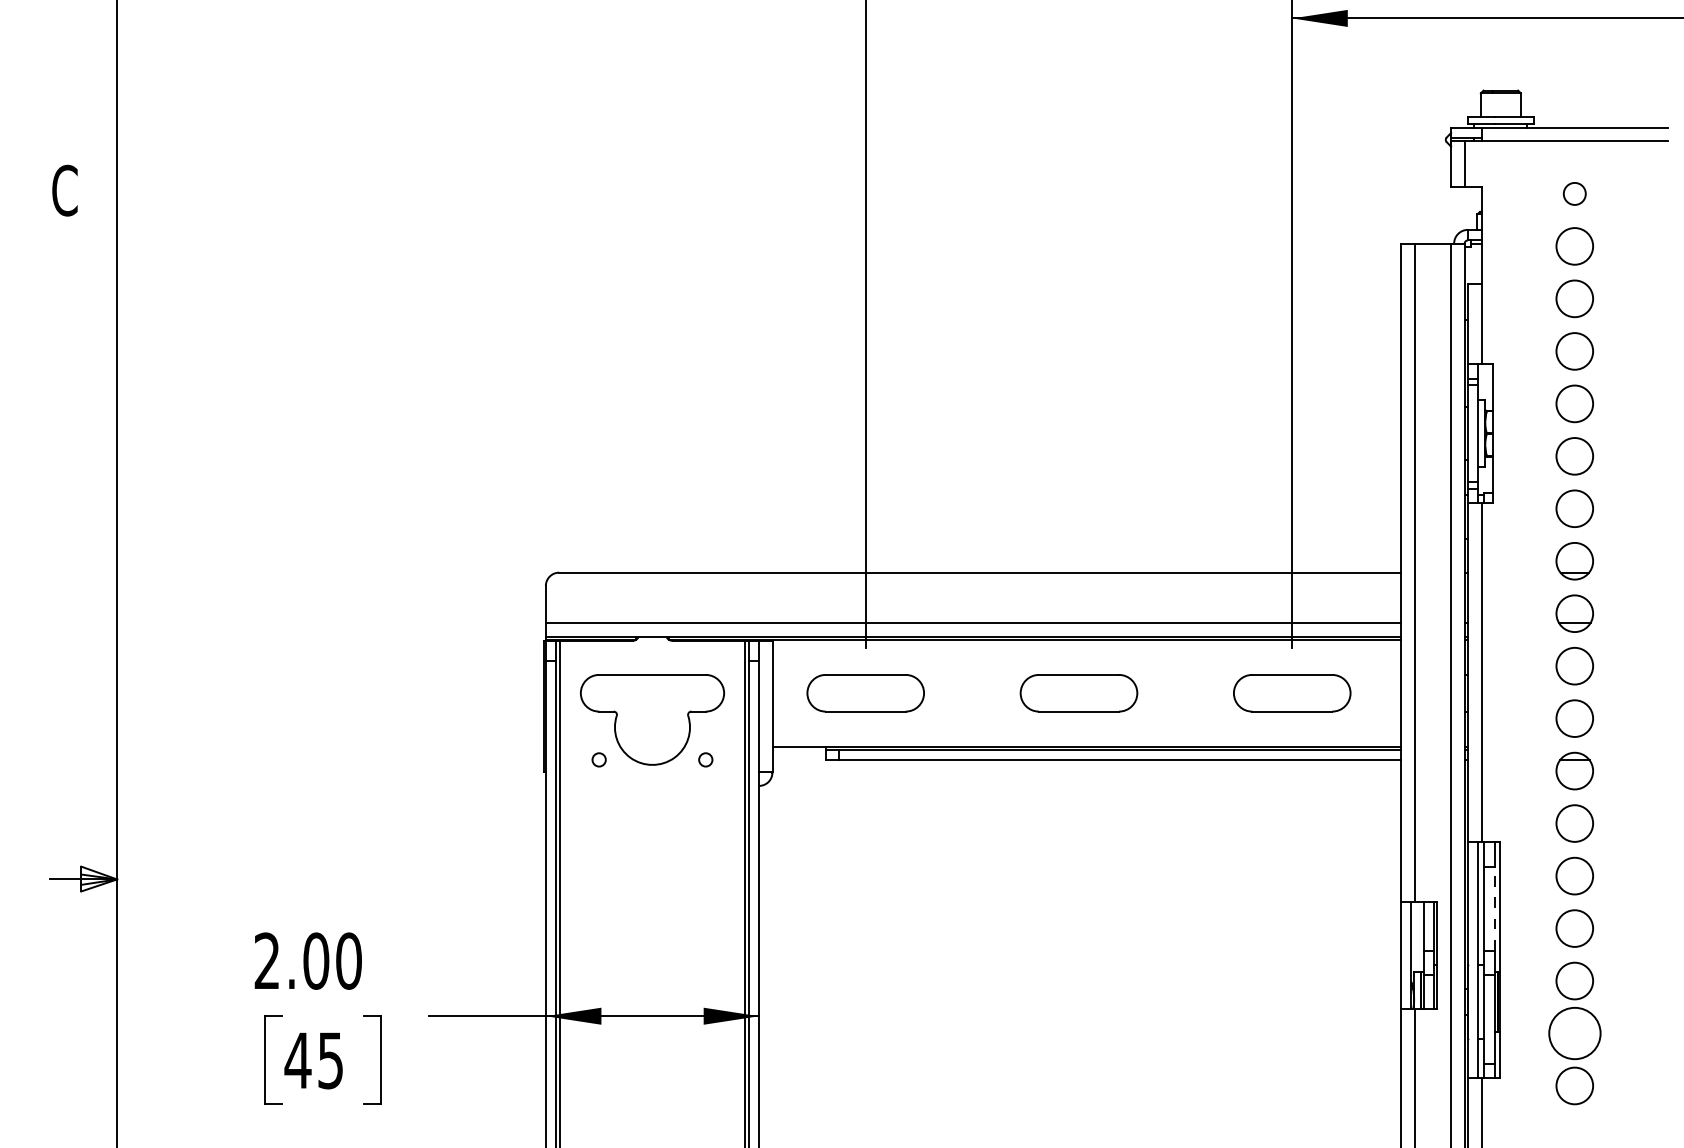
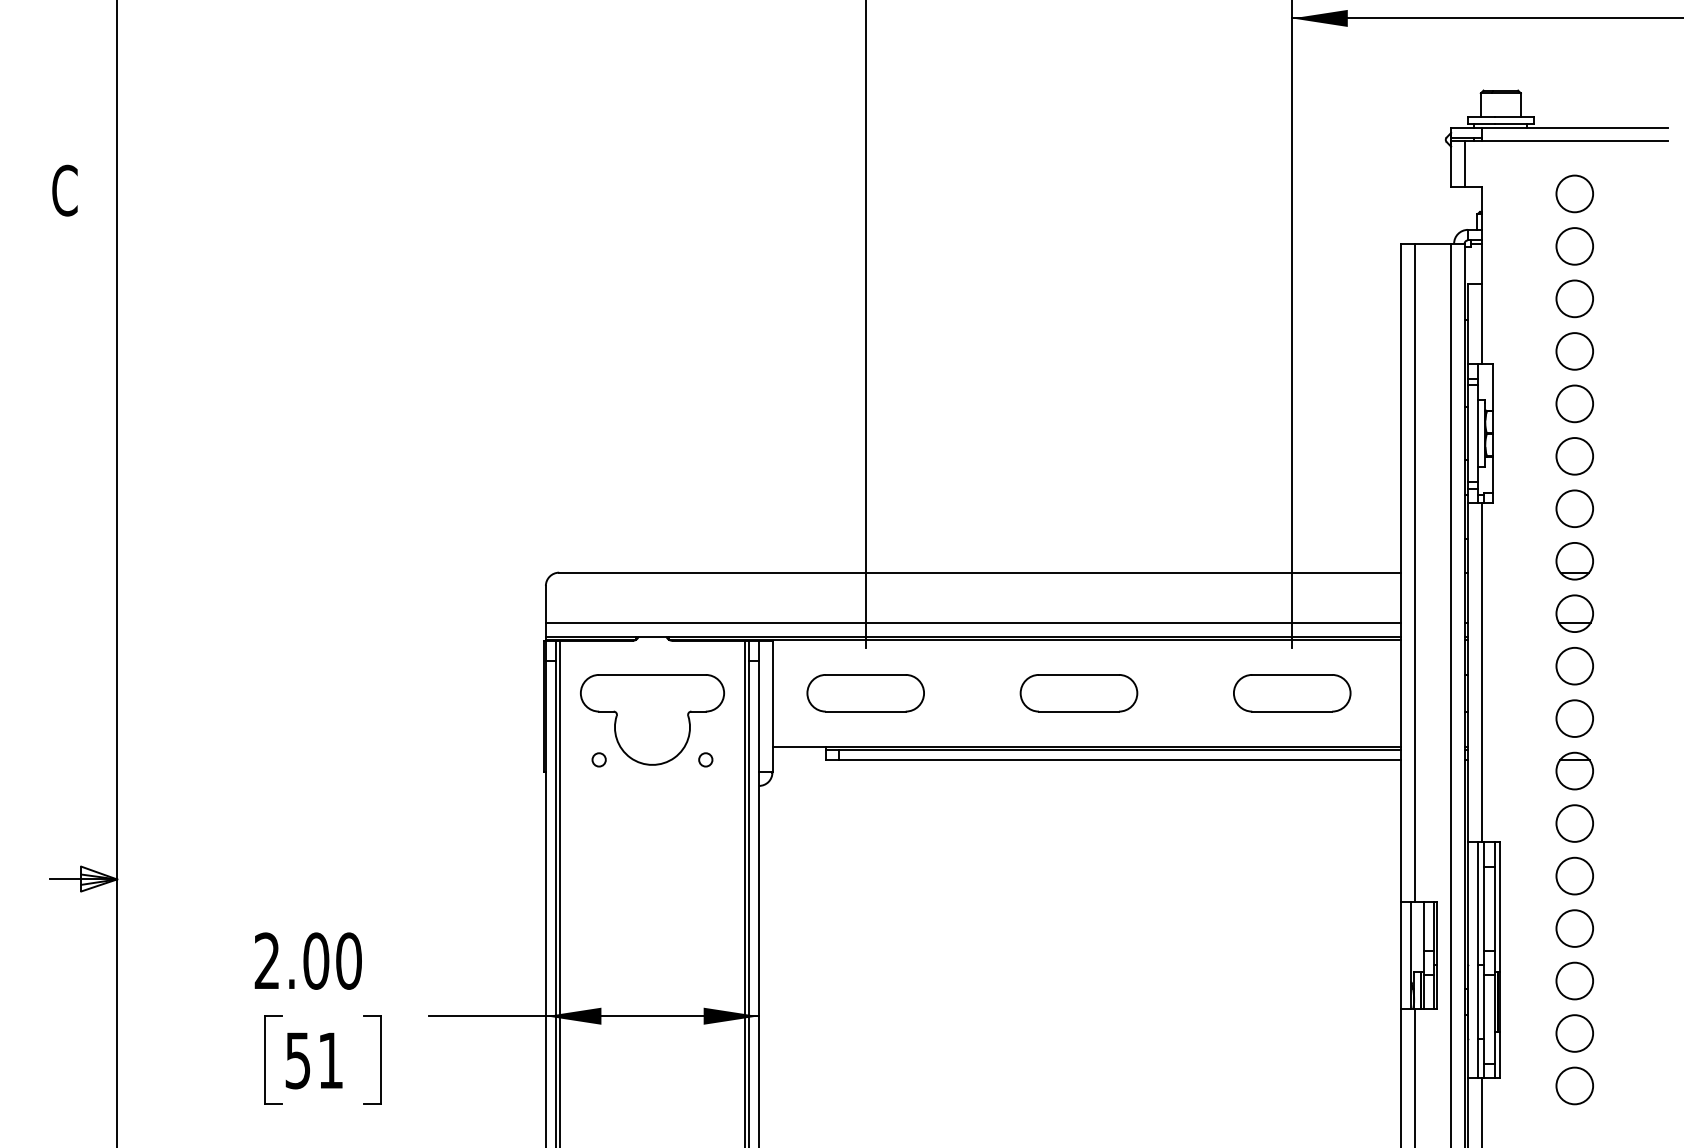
circle diameter: 22 px -> 37 px (1574, 193)
line: dashed -> solid (1494, 908)
circle size: 54x54 px -> 39x39 px (1574, 1033)
text: 45 -> 51 (313, 1060)
